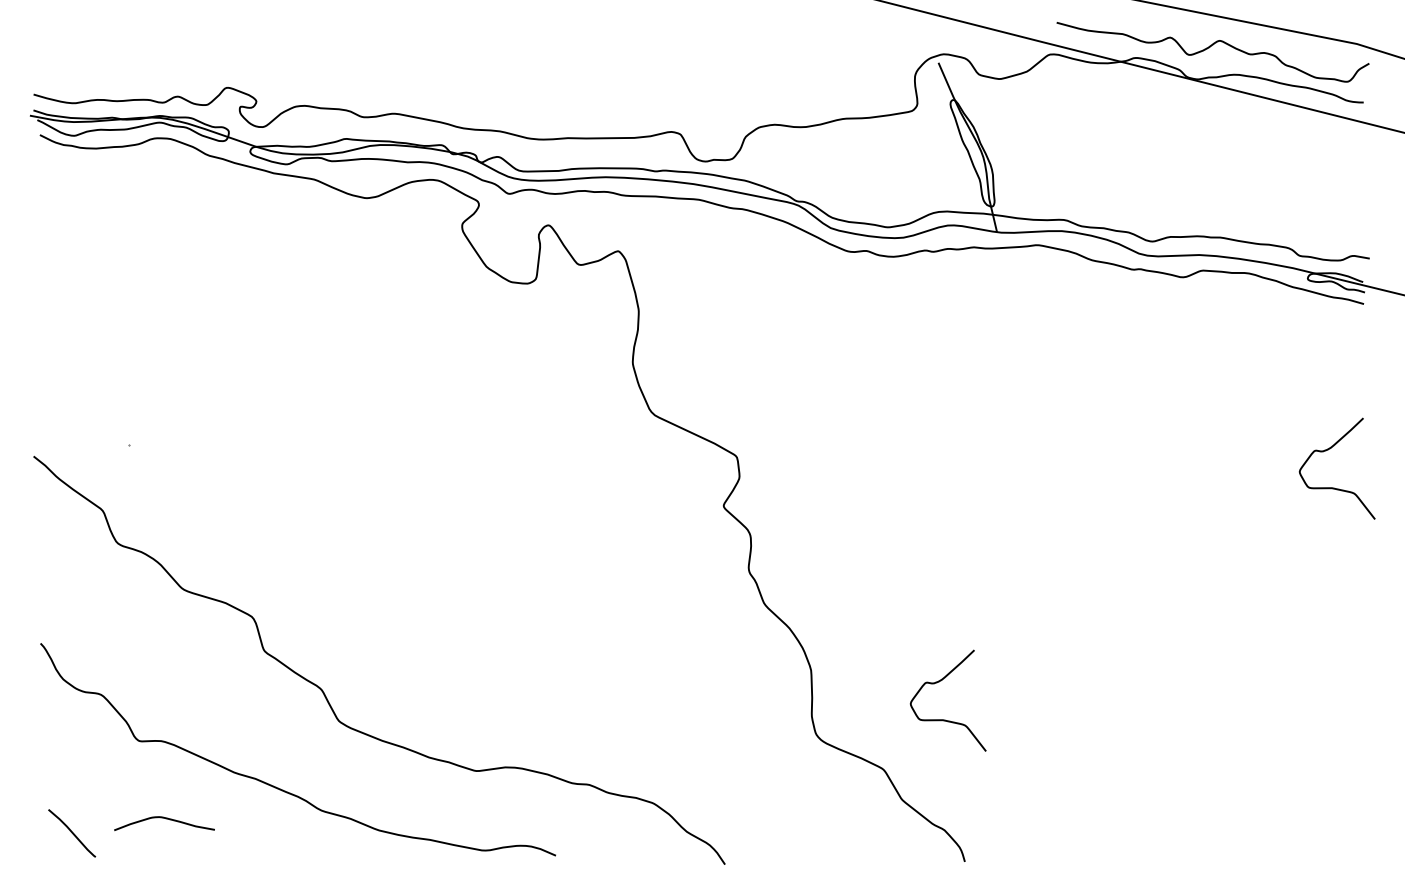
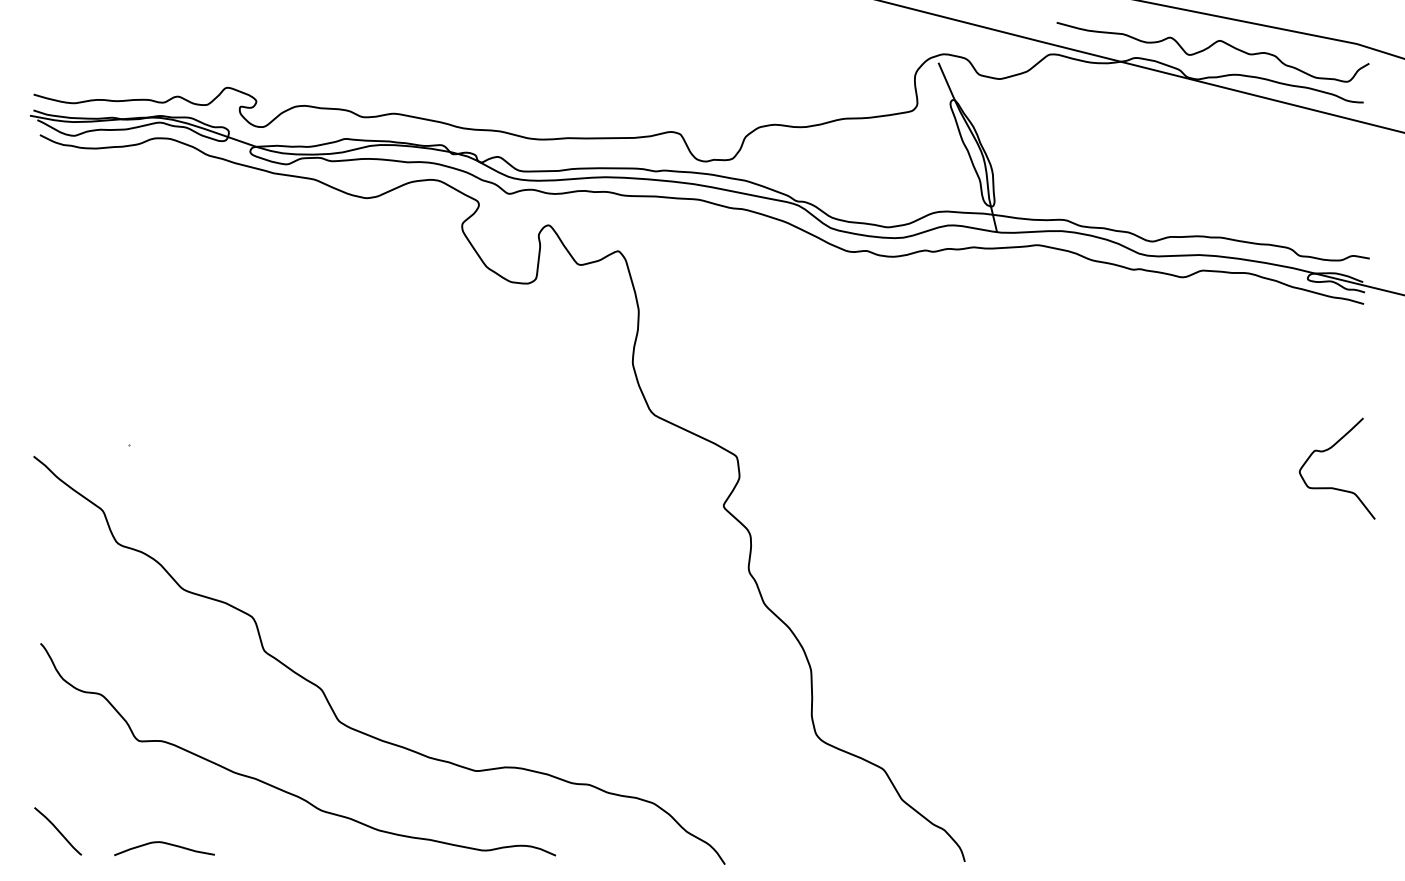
curve: present -> none (945, 719)
curve position: (165, 819) -> (165, 844) (165, 844)
curve position: (72, 833) -> (58, 831) (58, 831)
